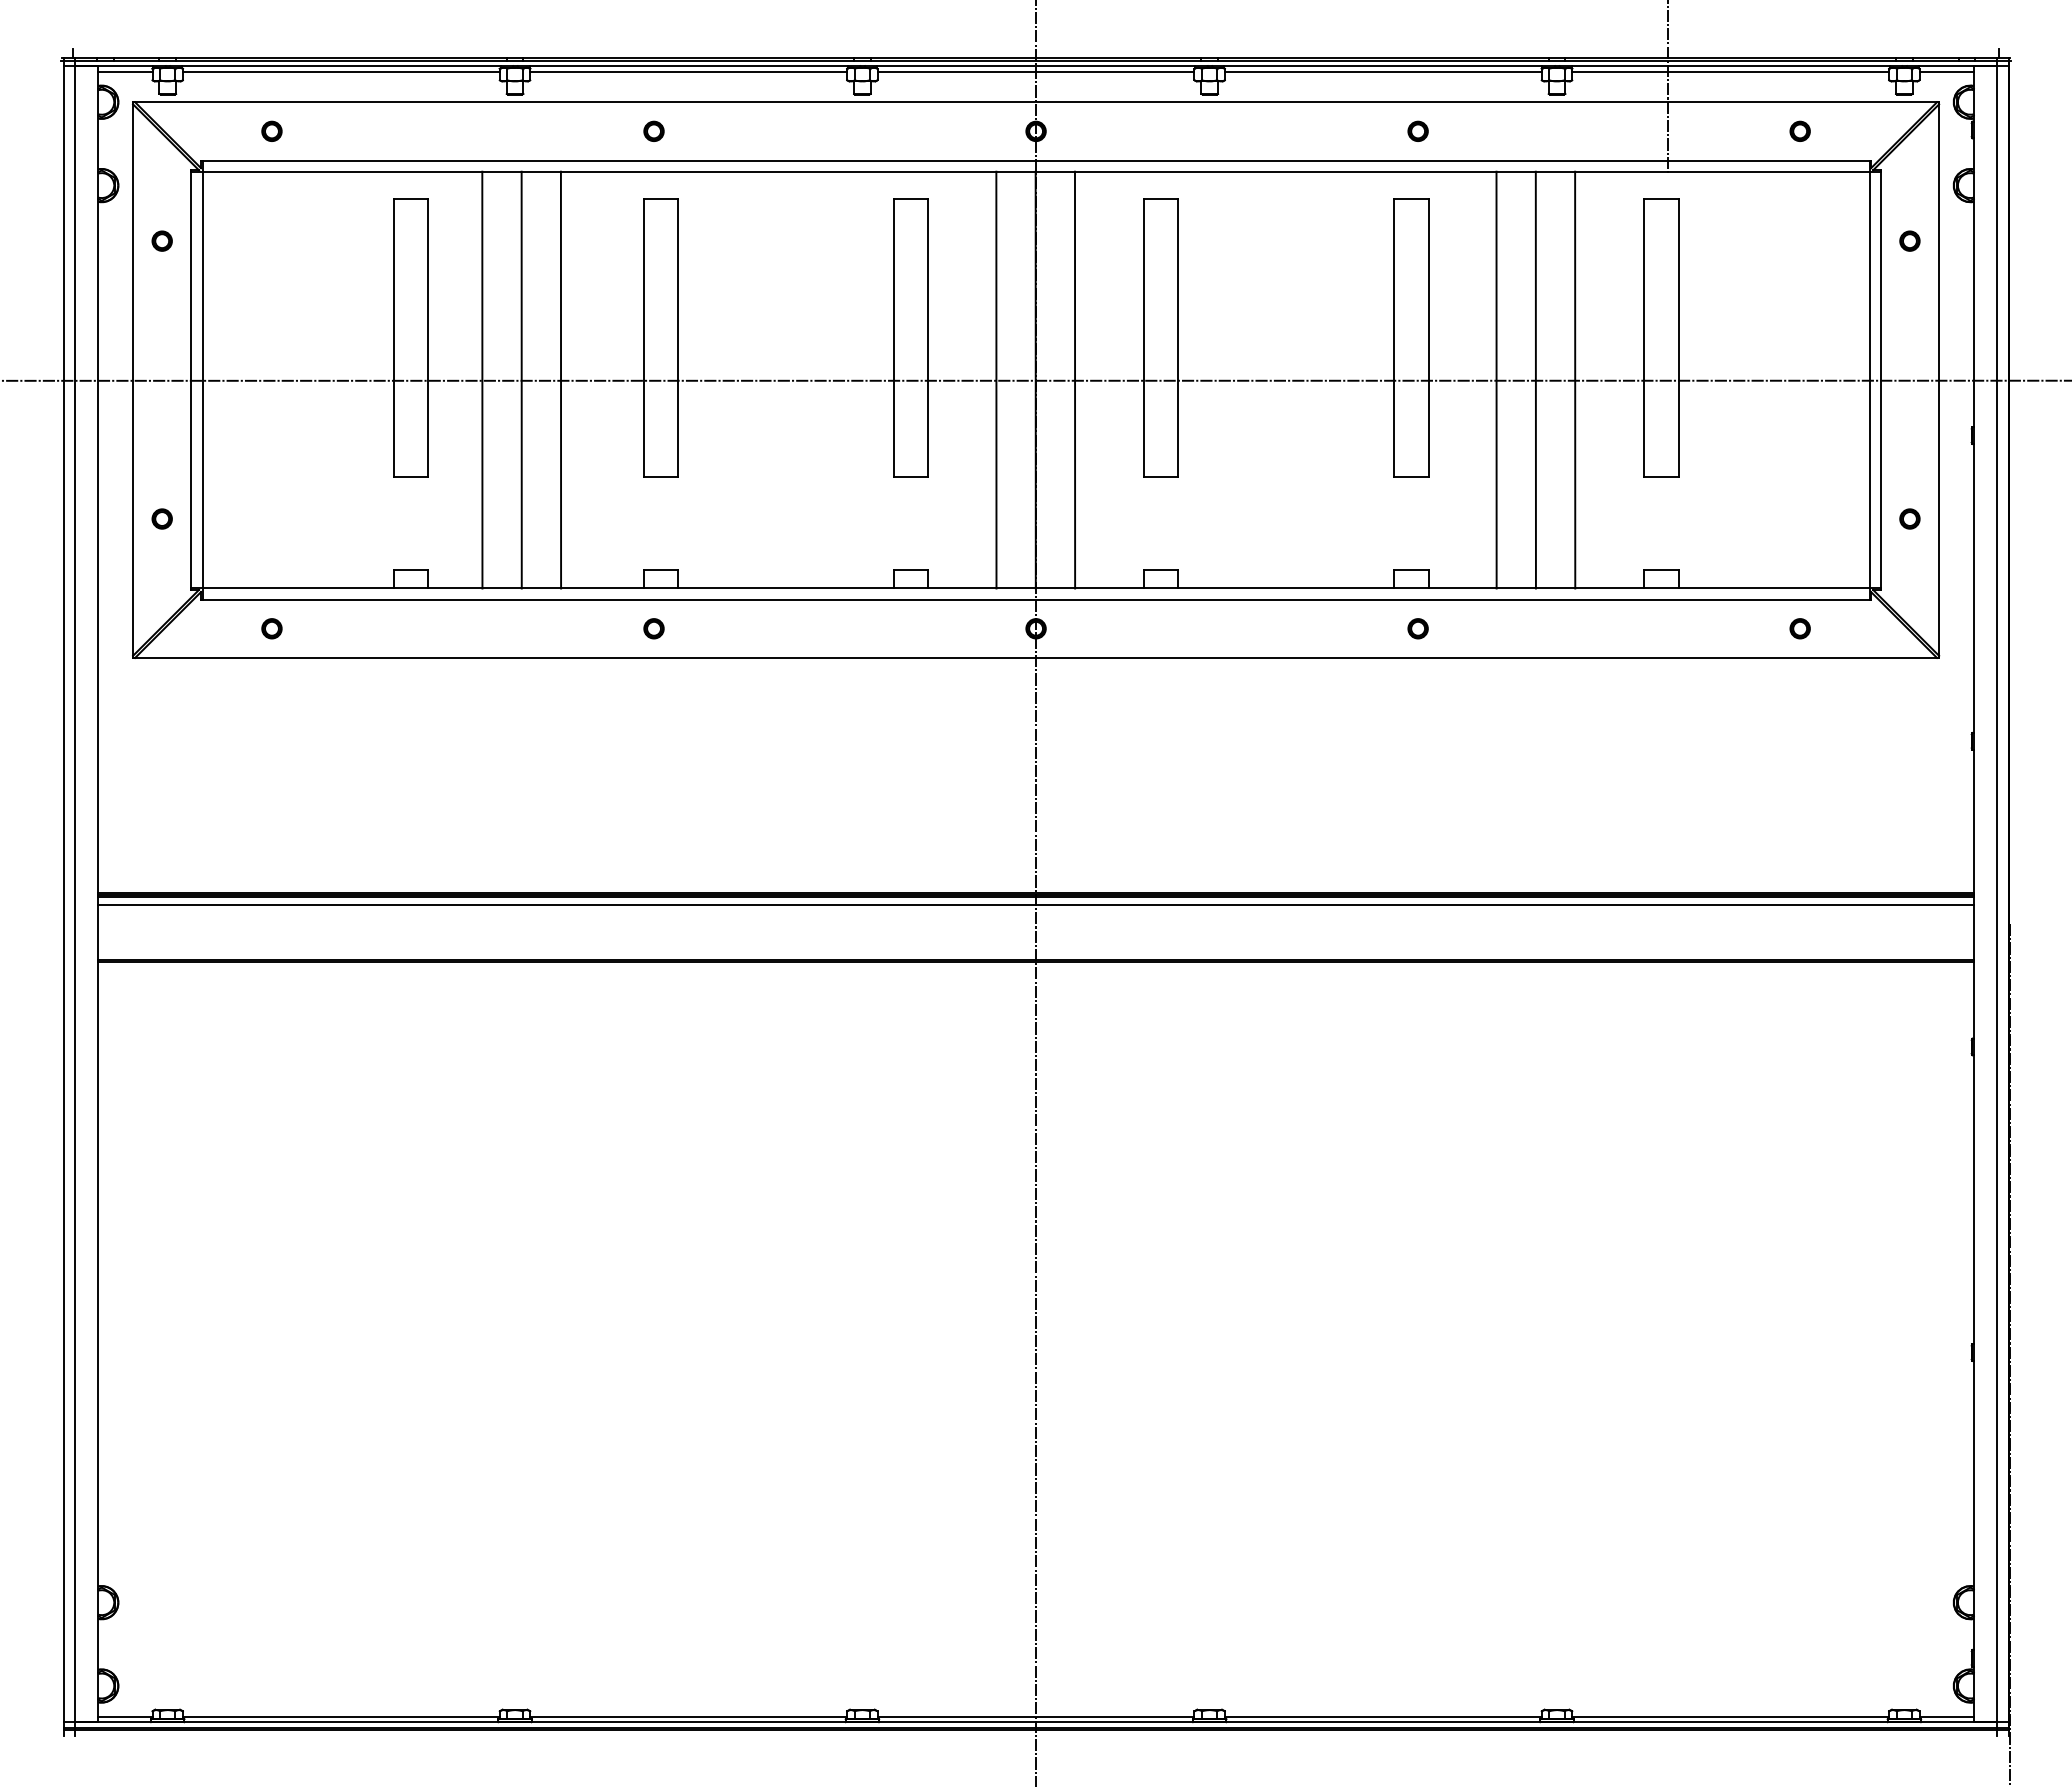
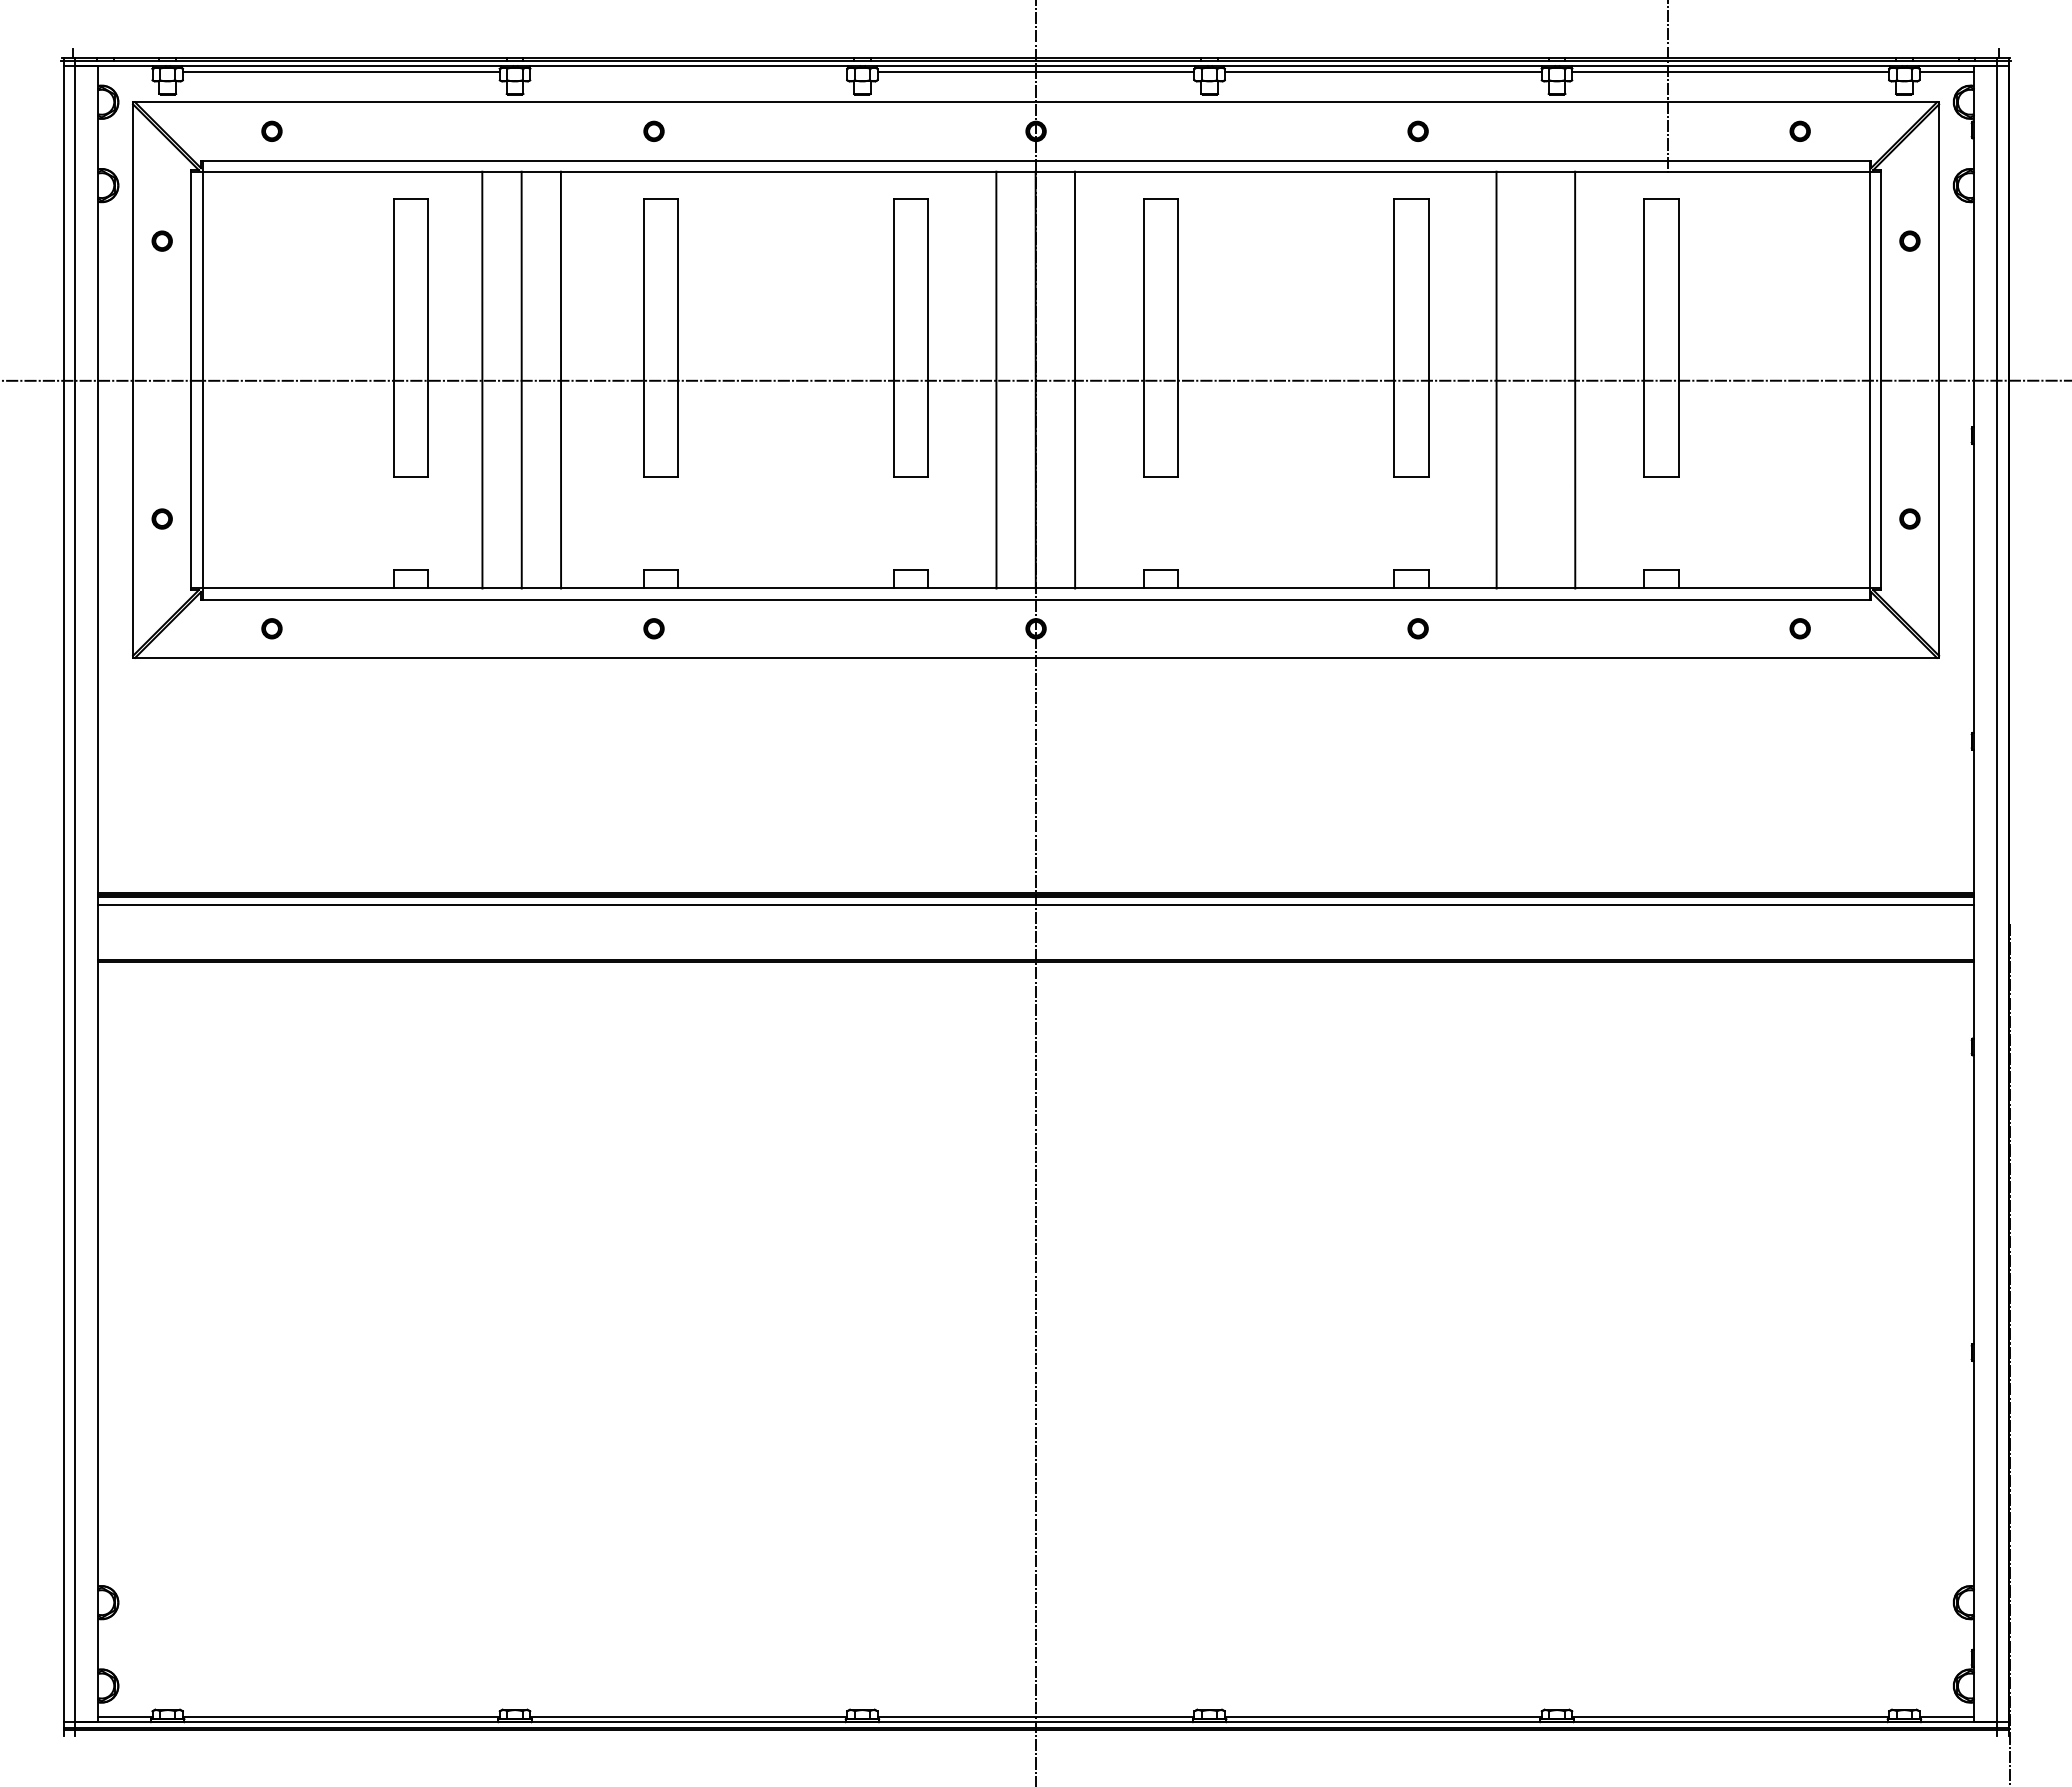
line: present -> none (125, 71)
line: present -> none (688, 71)
line: present -> none (1535, 379)
